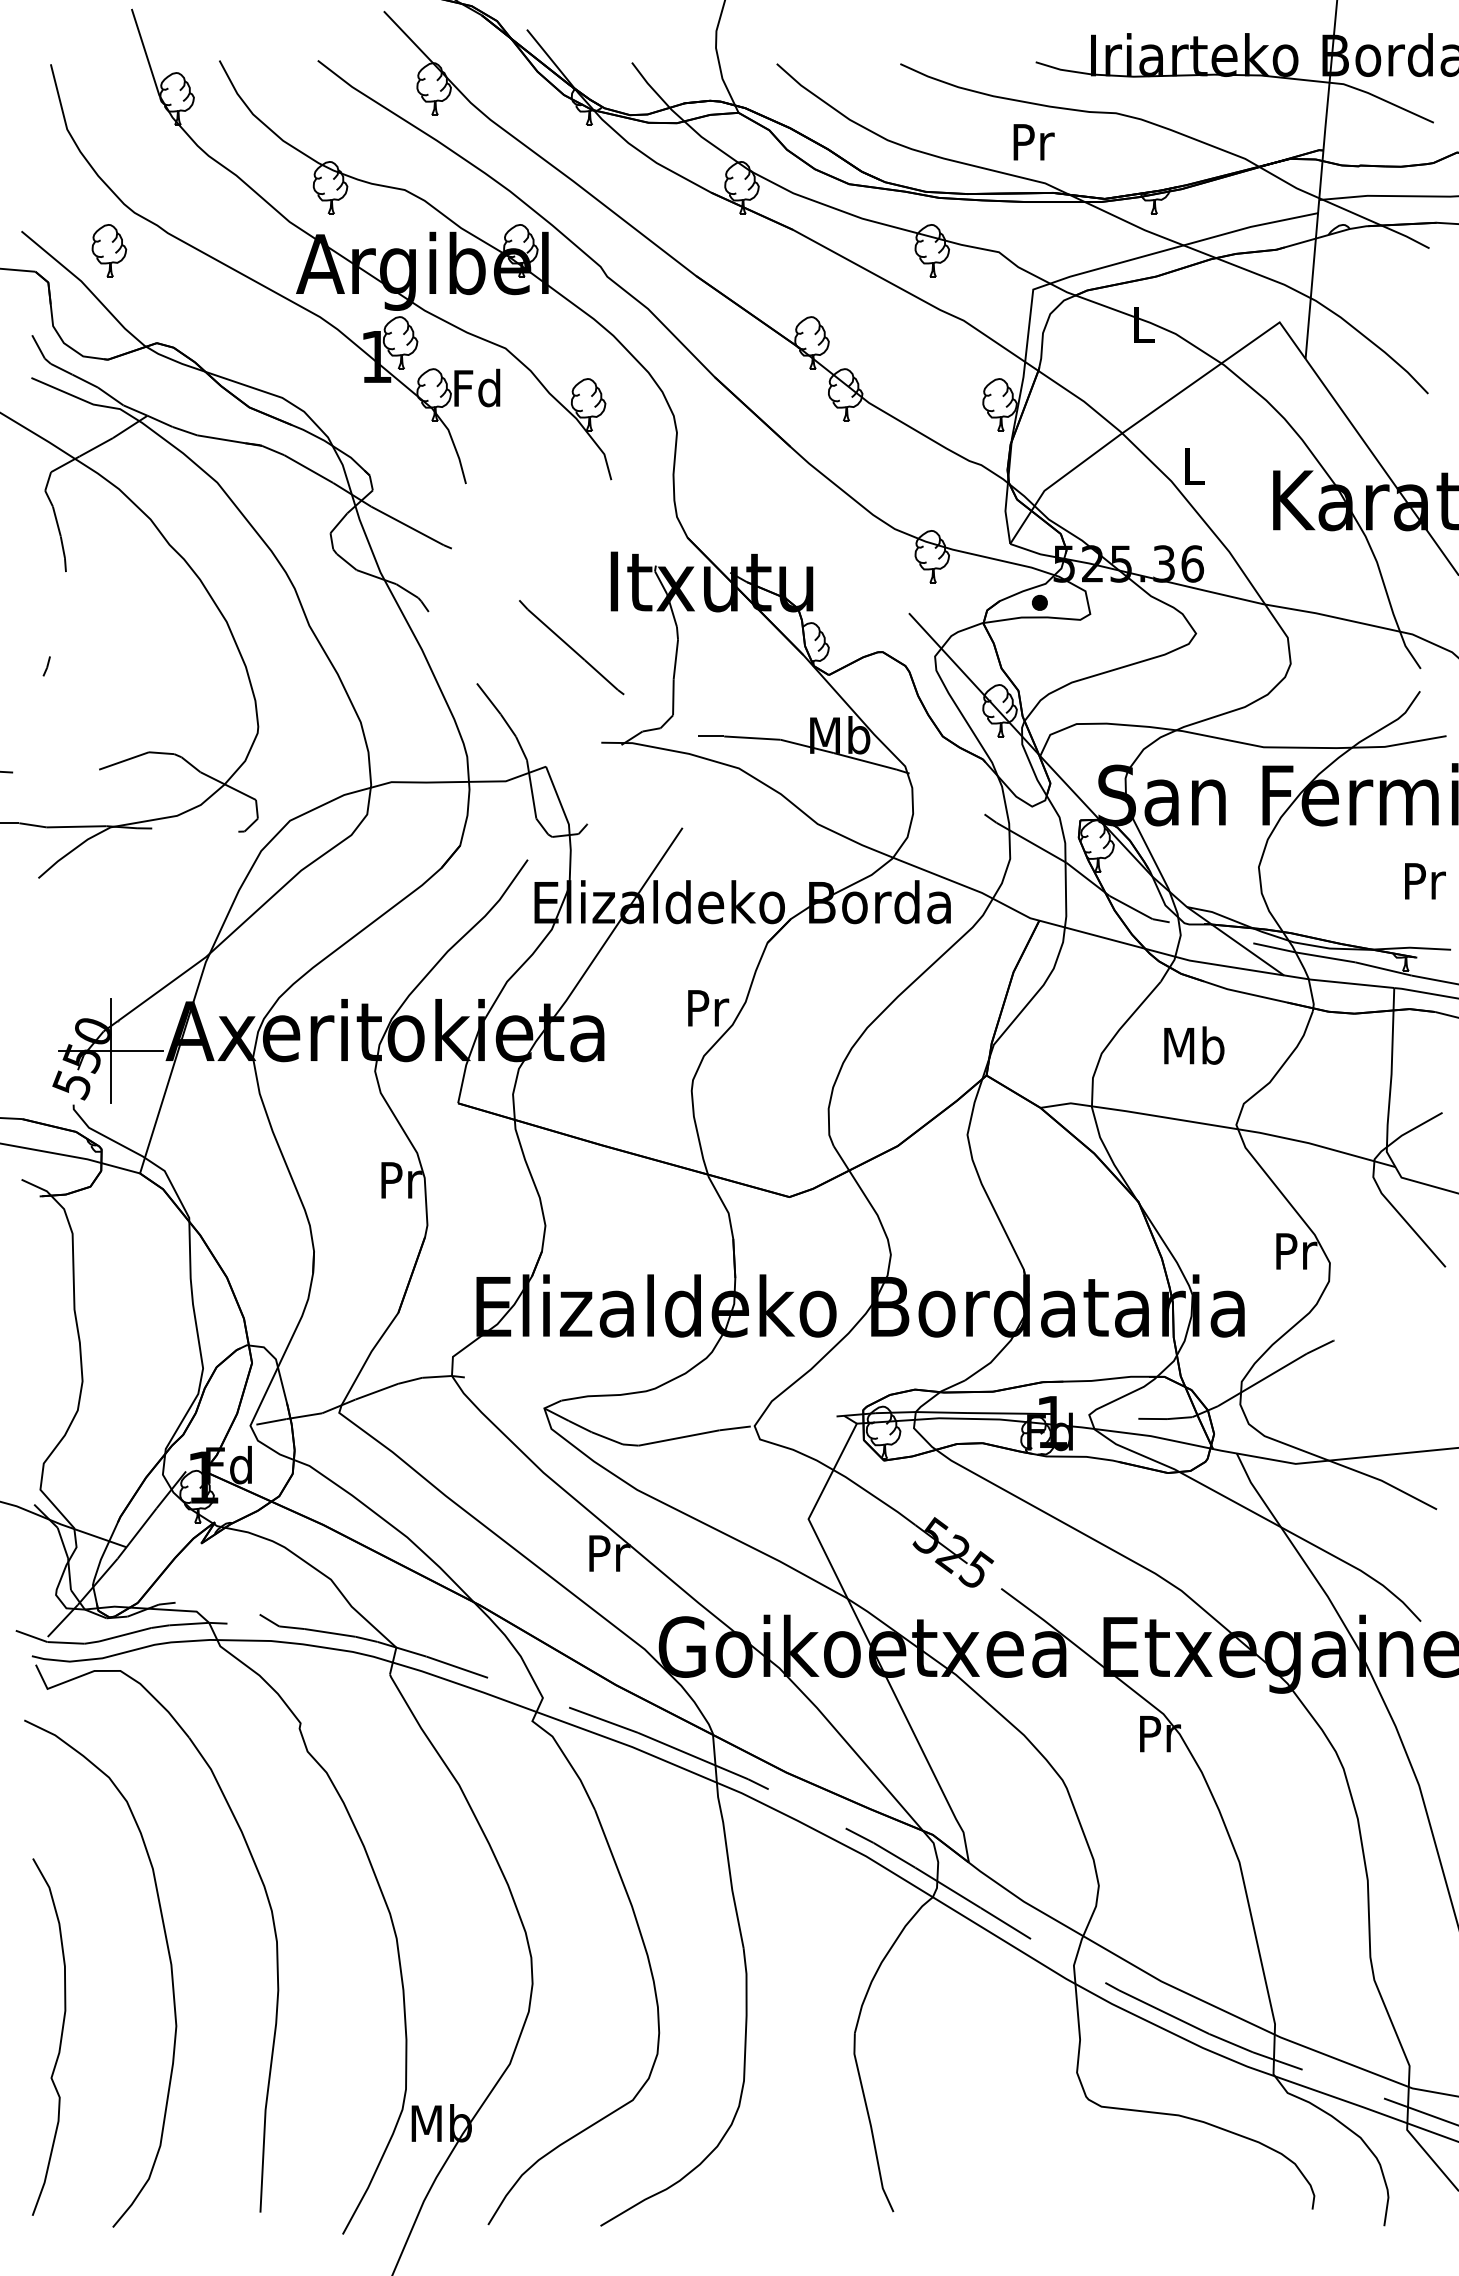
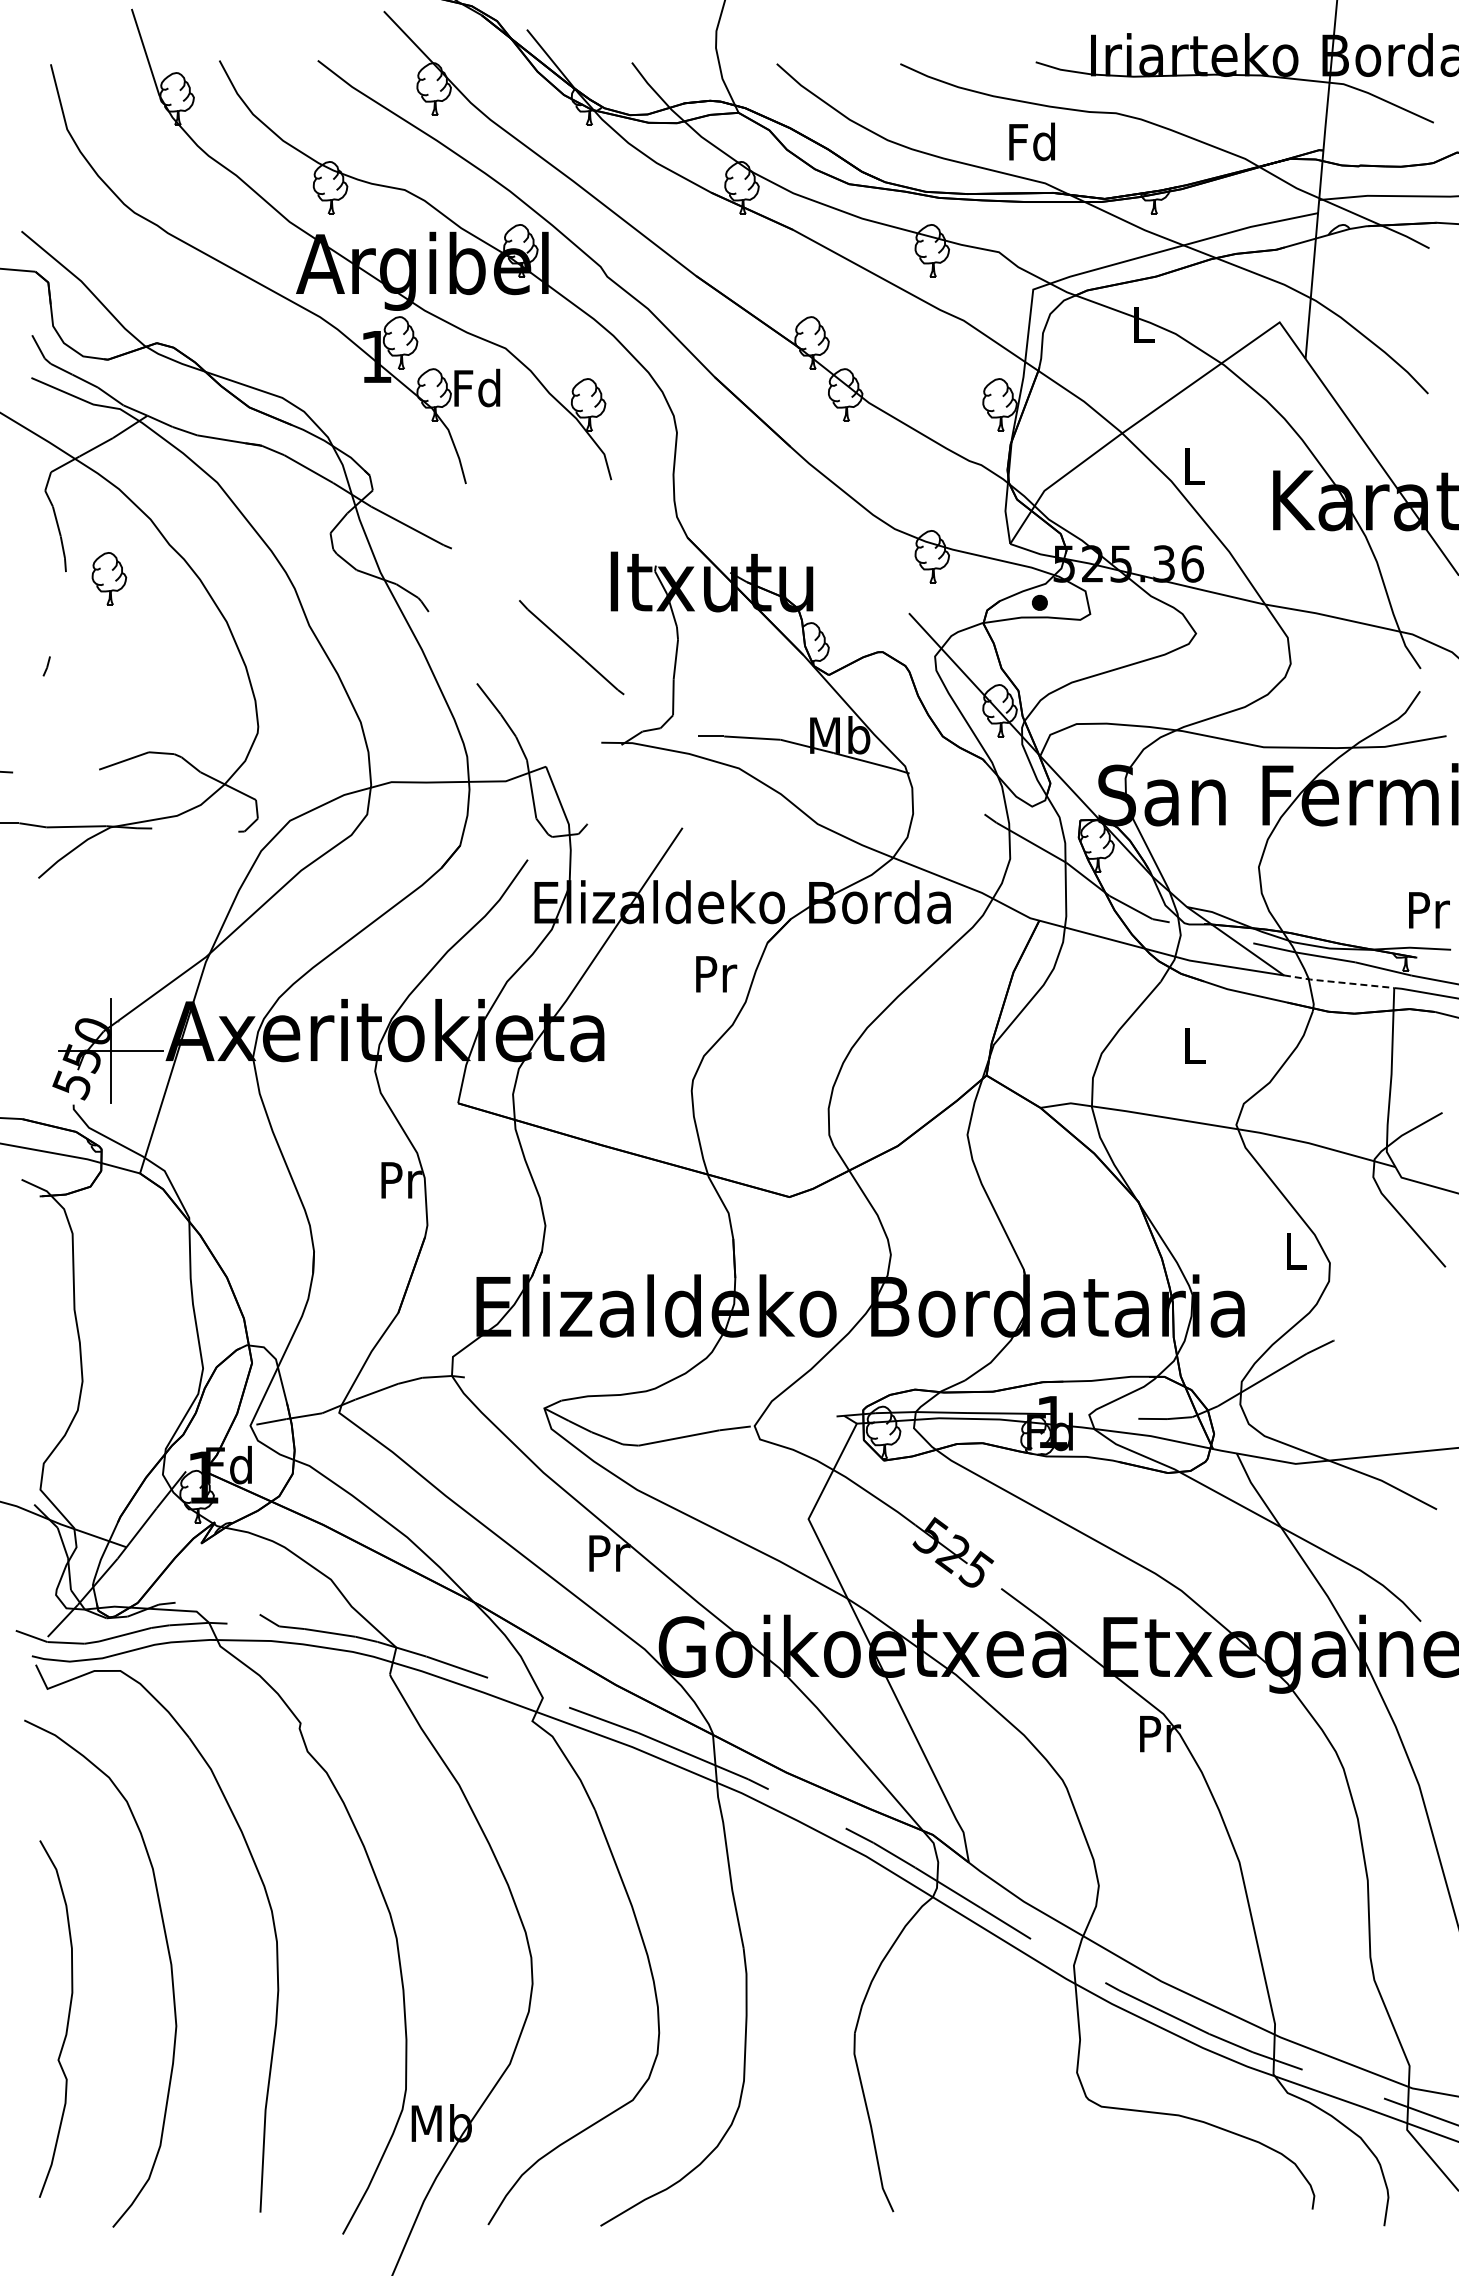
text: Pr -> Fd (1031, 141)
part position: (109, 250) -> (109, 578) (109, 578)
text position: (1425, 881) -> (1429, 910) (1429, 910)
line: solid -> dashed (1338, 982)
text position: (708, 1008) -> (716, 974) (716, 974)
text: Mb -> L (1194, 1045)
text: Pr -> L (1296, 1251)
curve position: (60, 2036) -> (67, 2018) (67, 2018)
